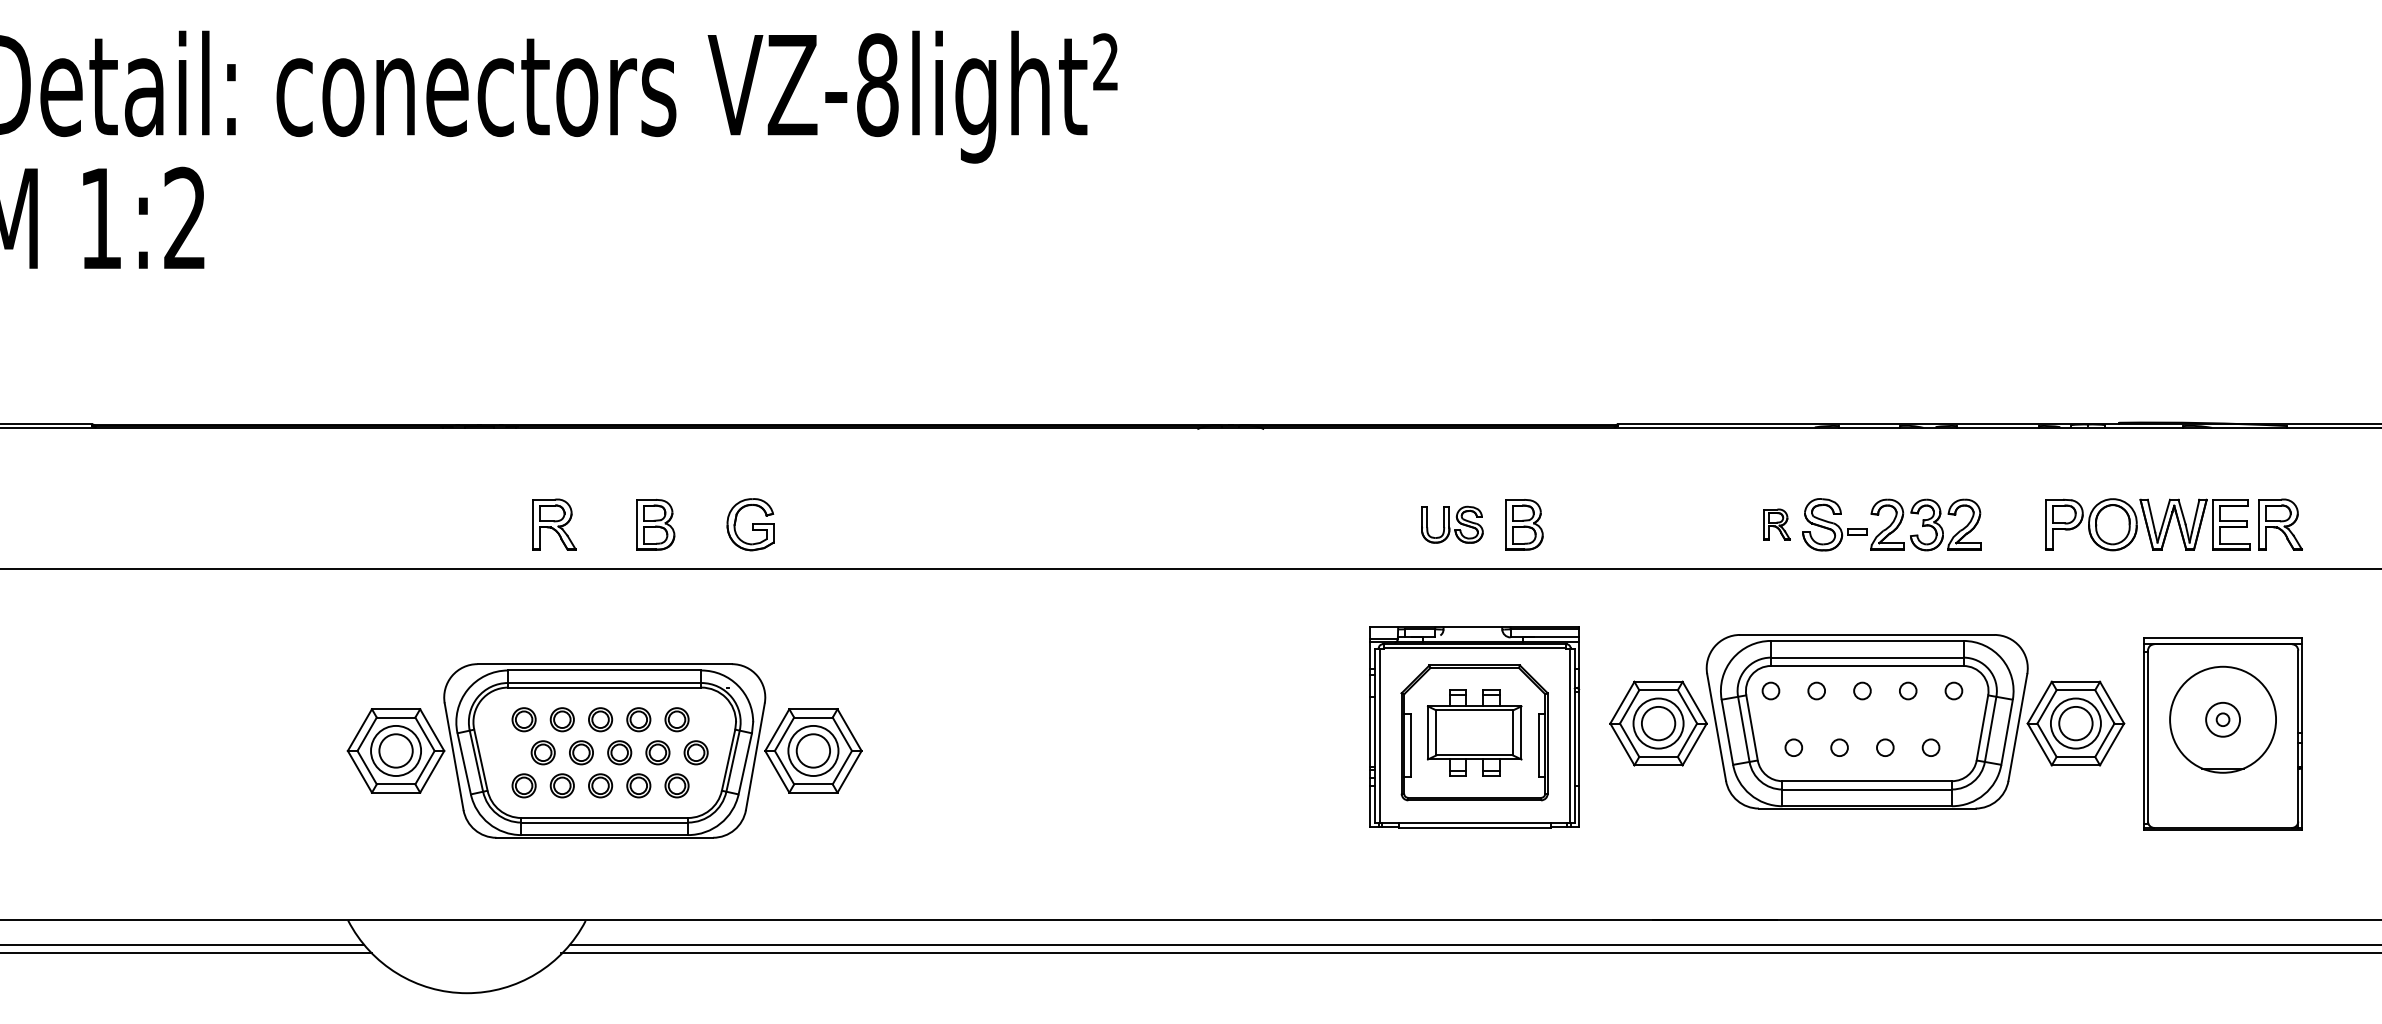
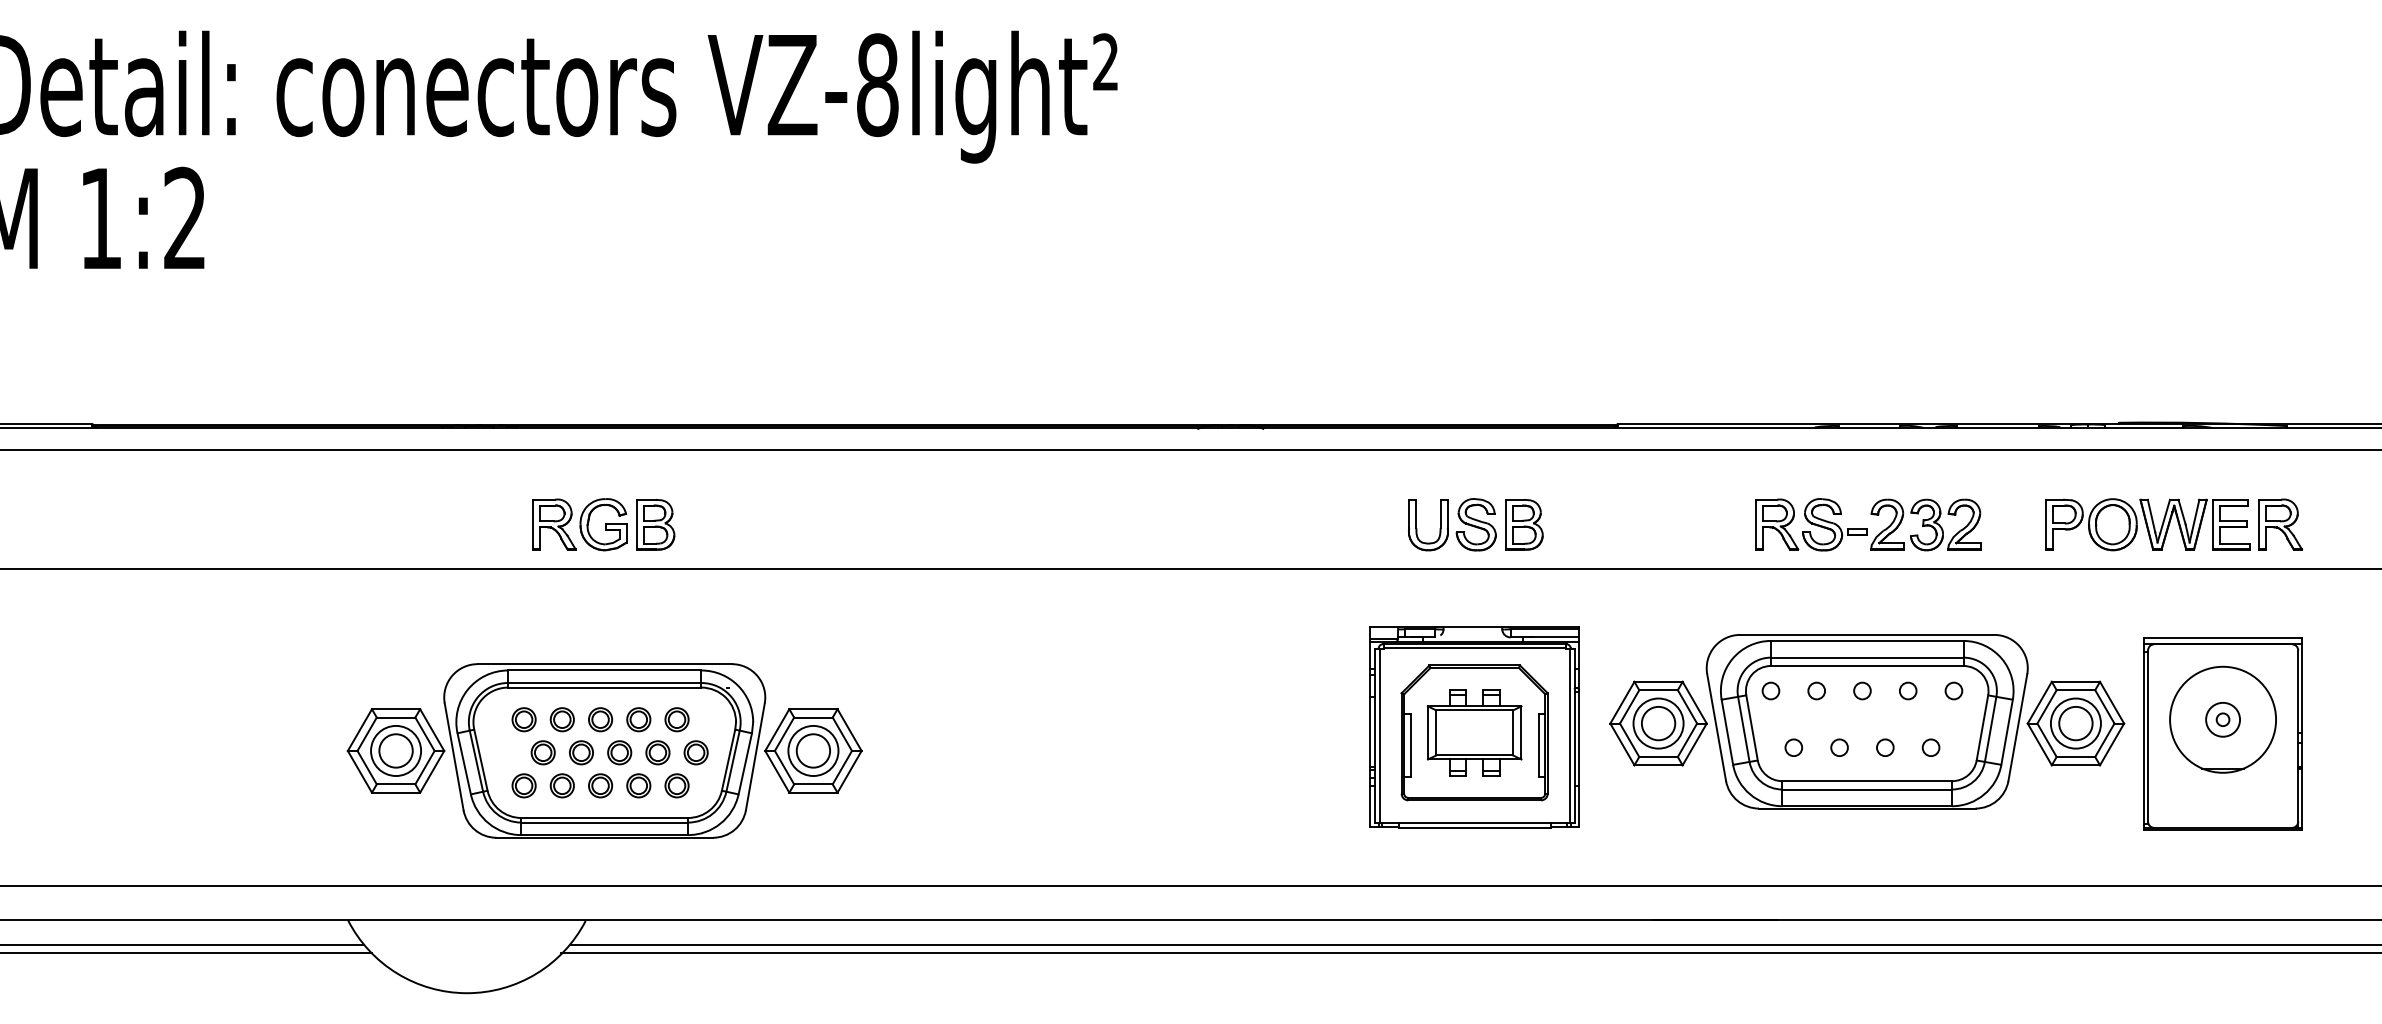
line: none -> present (1190, 449)
part position: (750, 524) -> (603, 524) (603, 524)
part size: 63x39 px -> 89x54 px (1452, 524)
part size: 28x33 px -> 45x53 px (1777, 524)
line: none -> present (1190, 886)
